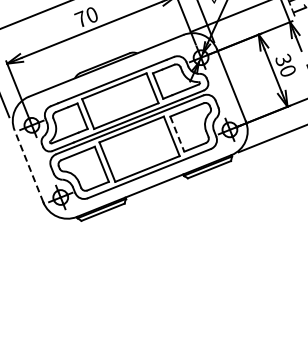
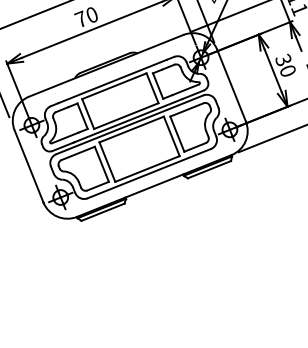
line: dashed -> solid (177, 134)
line: dashed -> solid (29, 166)
